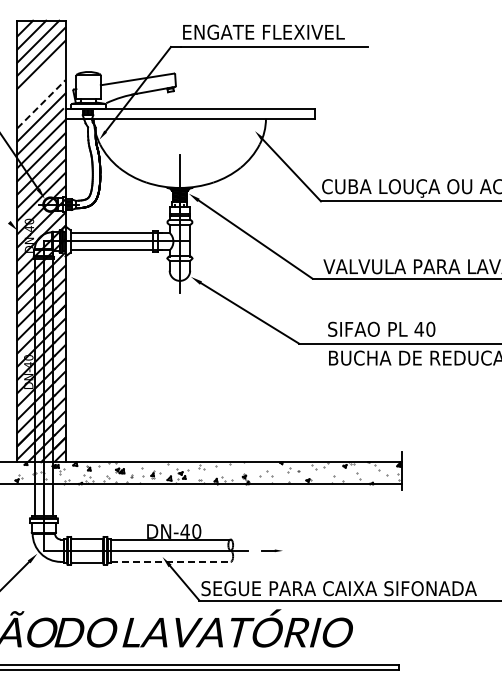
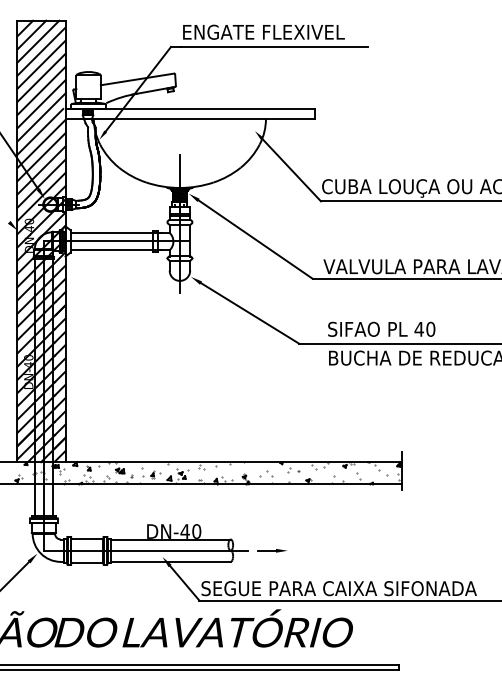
line: none -> present (41, 77)
line: none -> present (41, 90)
line: dashed -> solid (41, 103)
part size: 22x3 px -> 30x4 px (271, 550)
line: dashed -> solid (170, 561)
